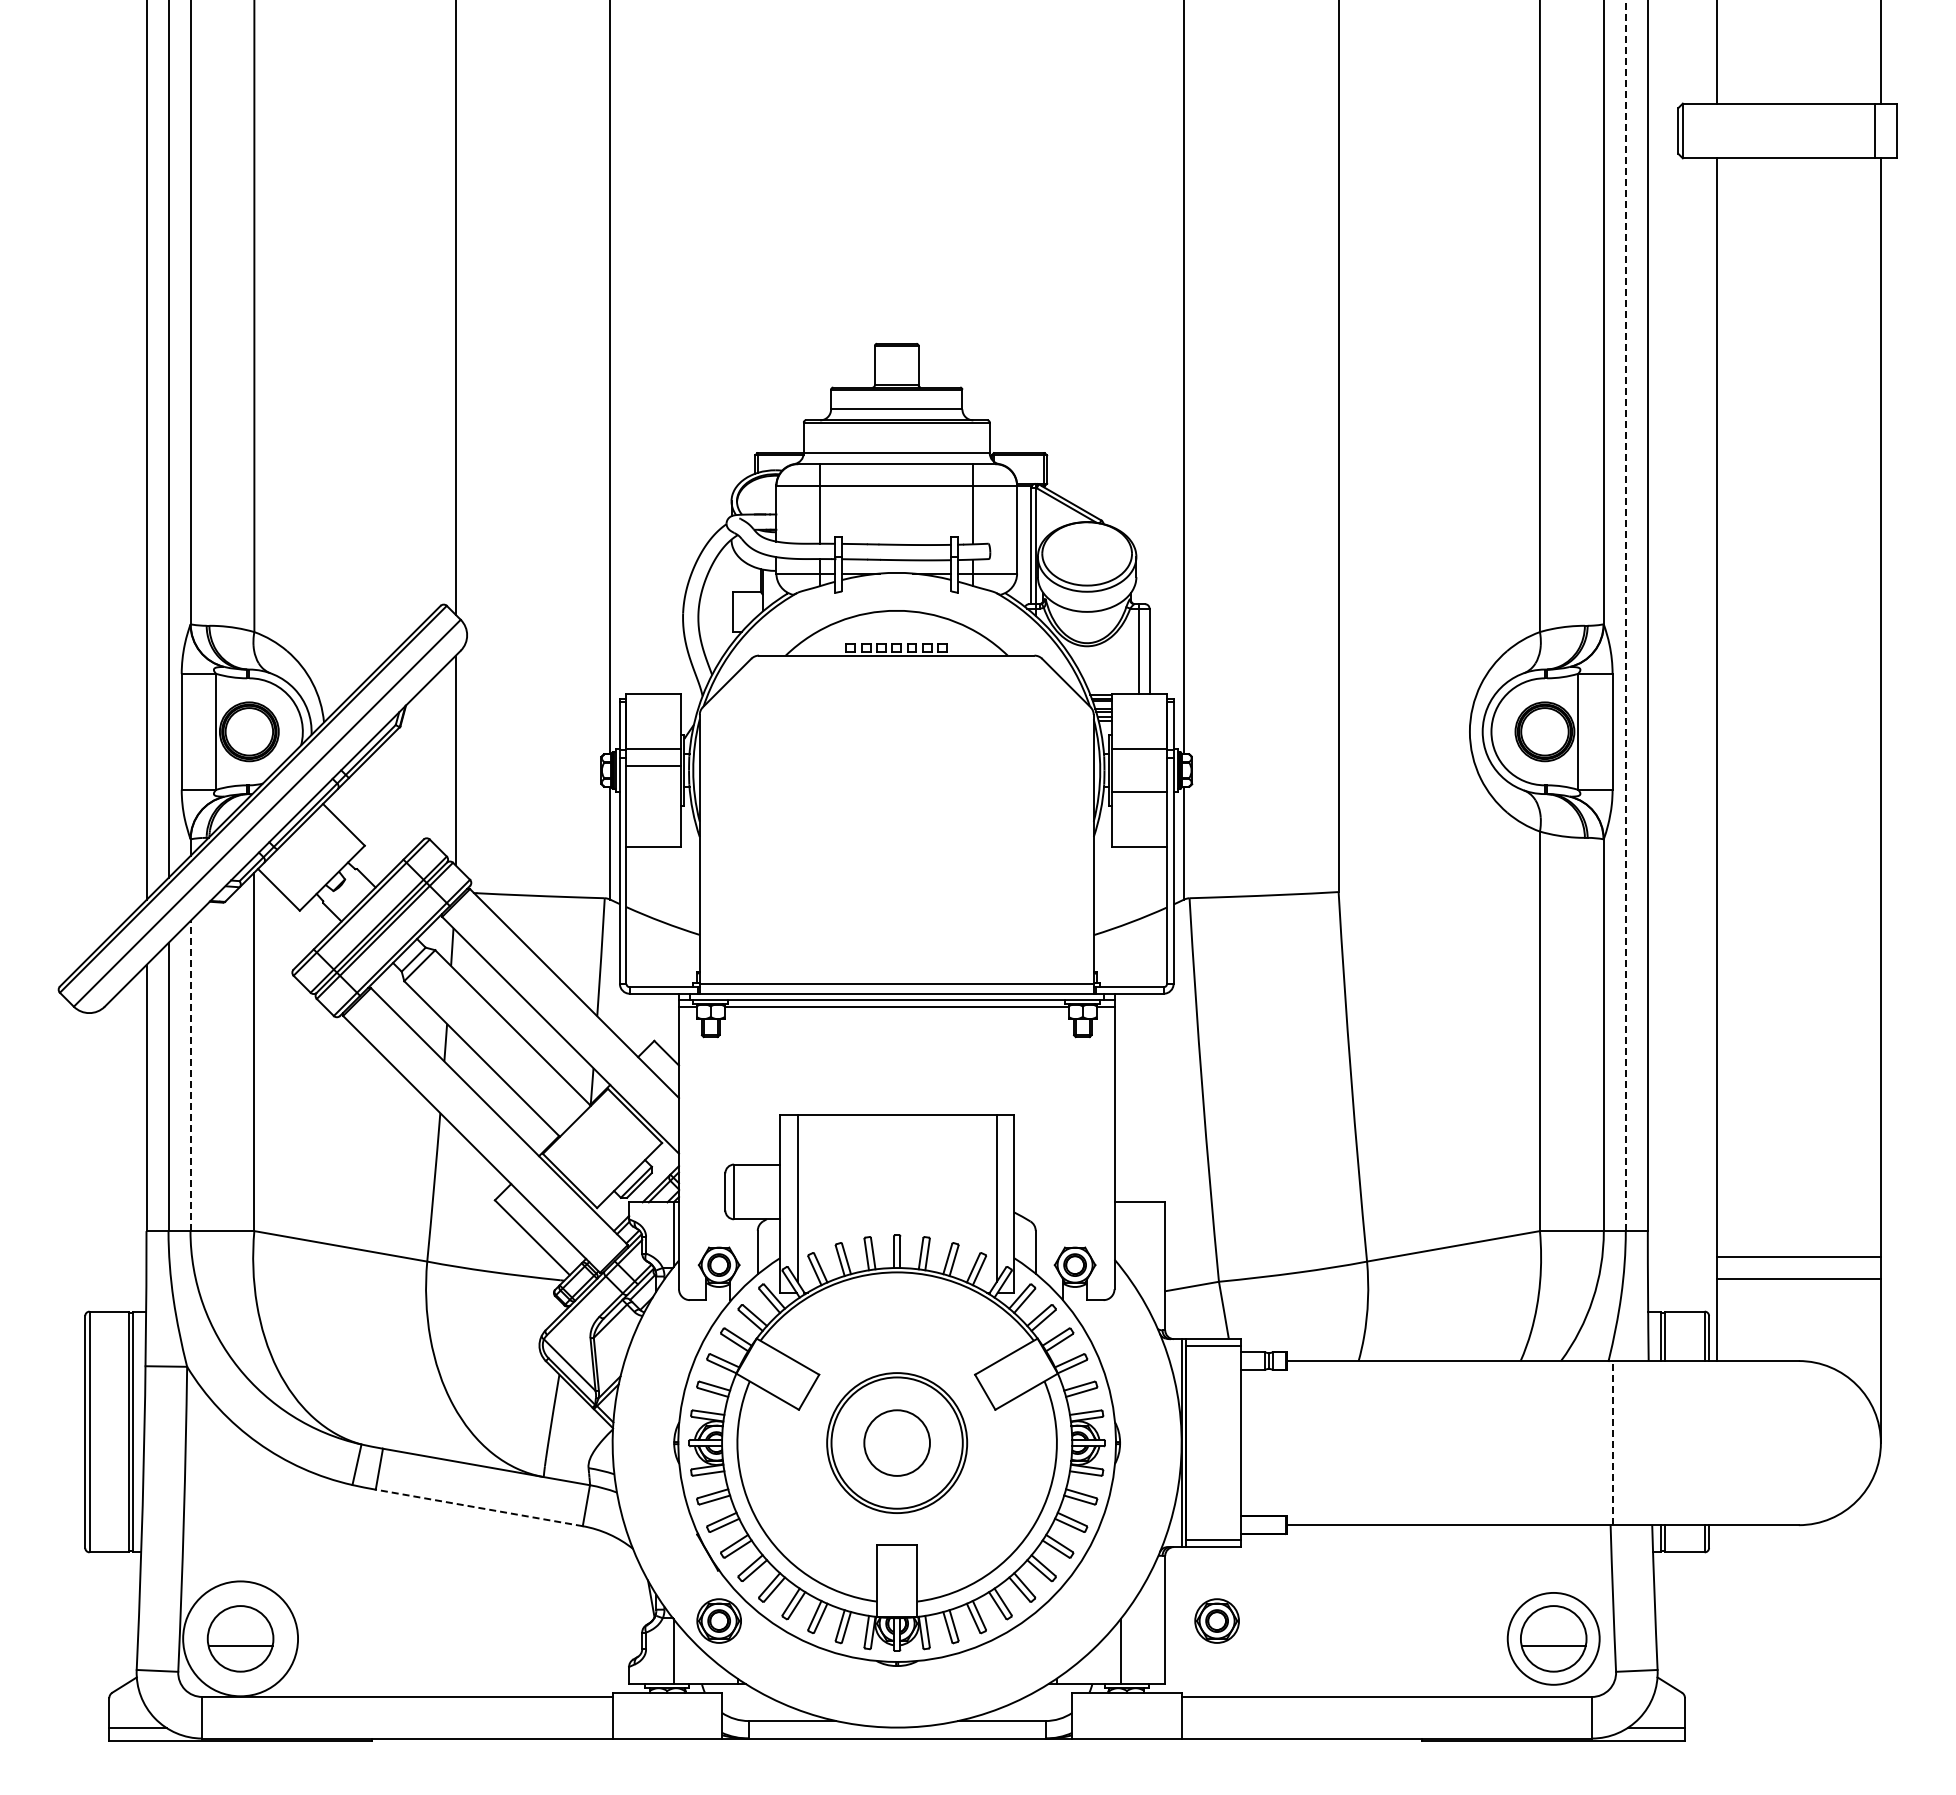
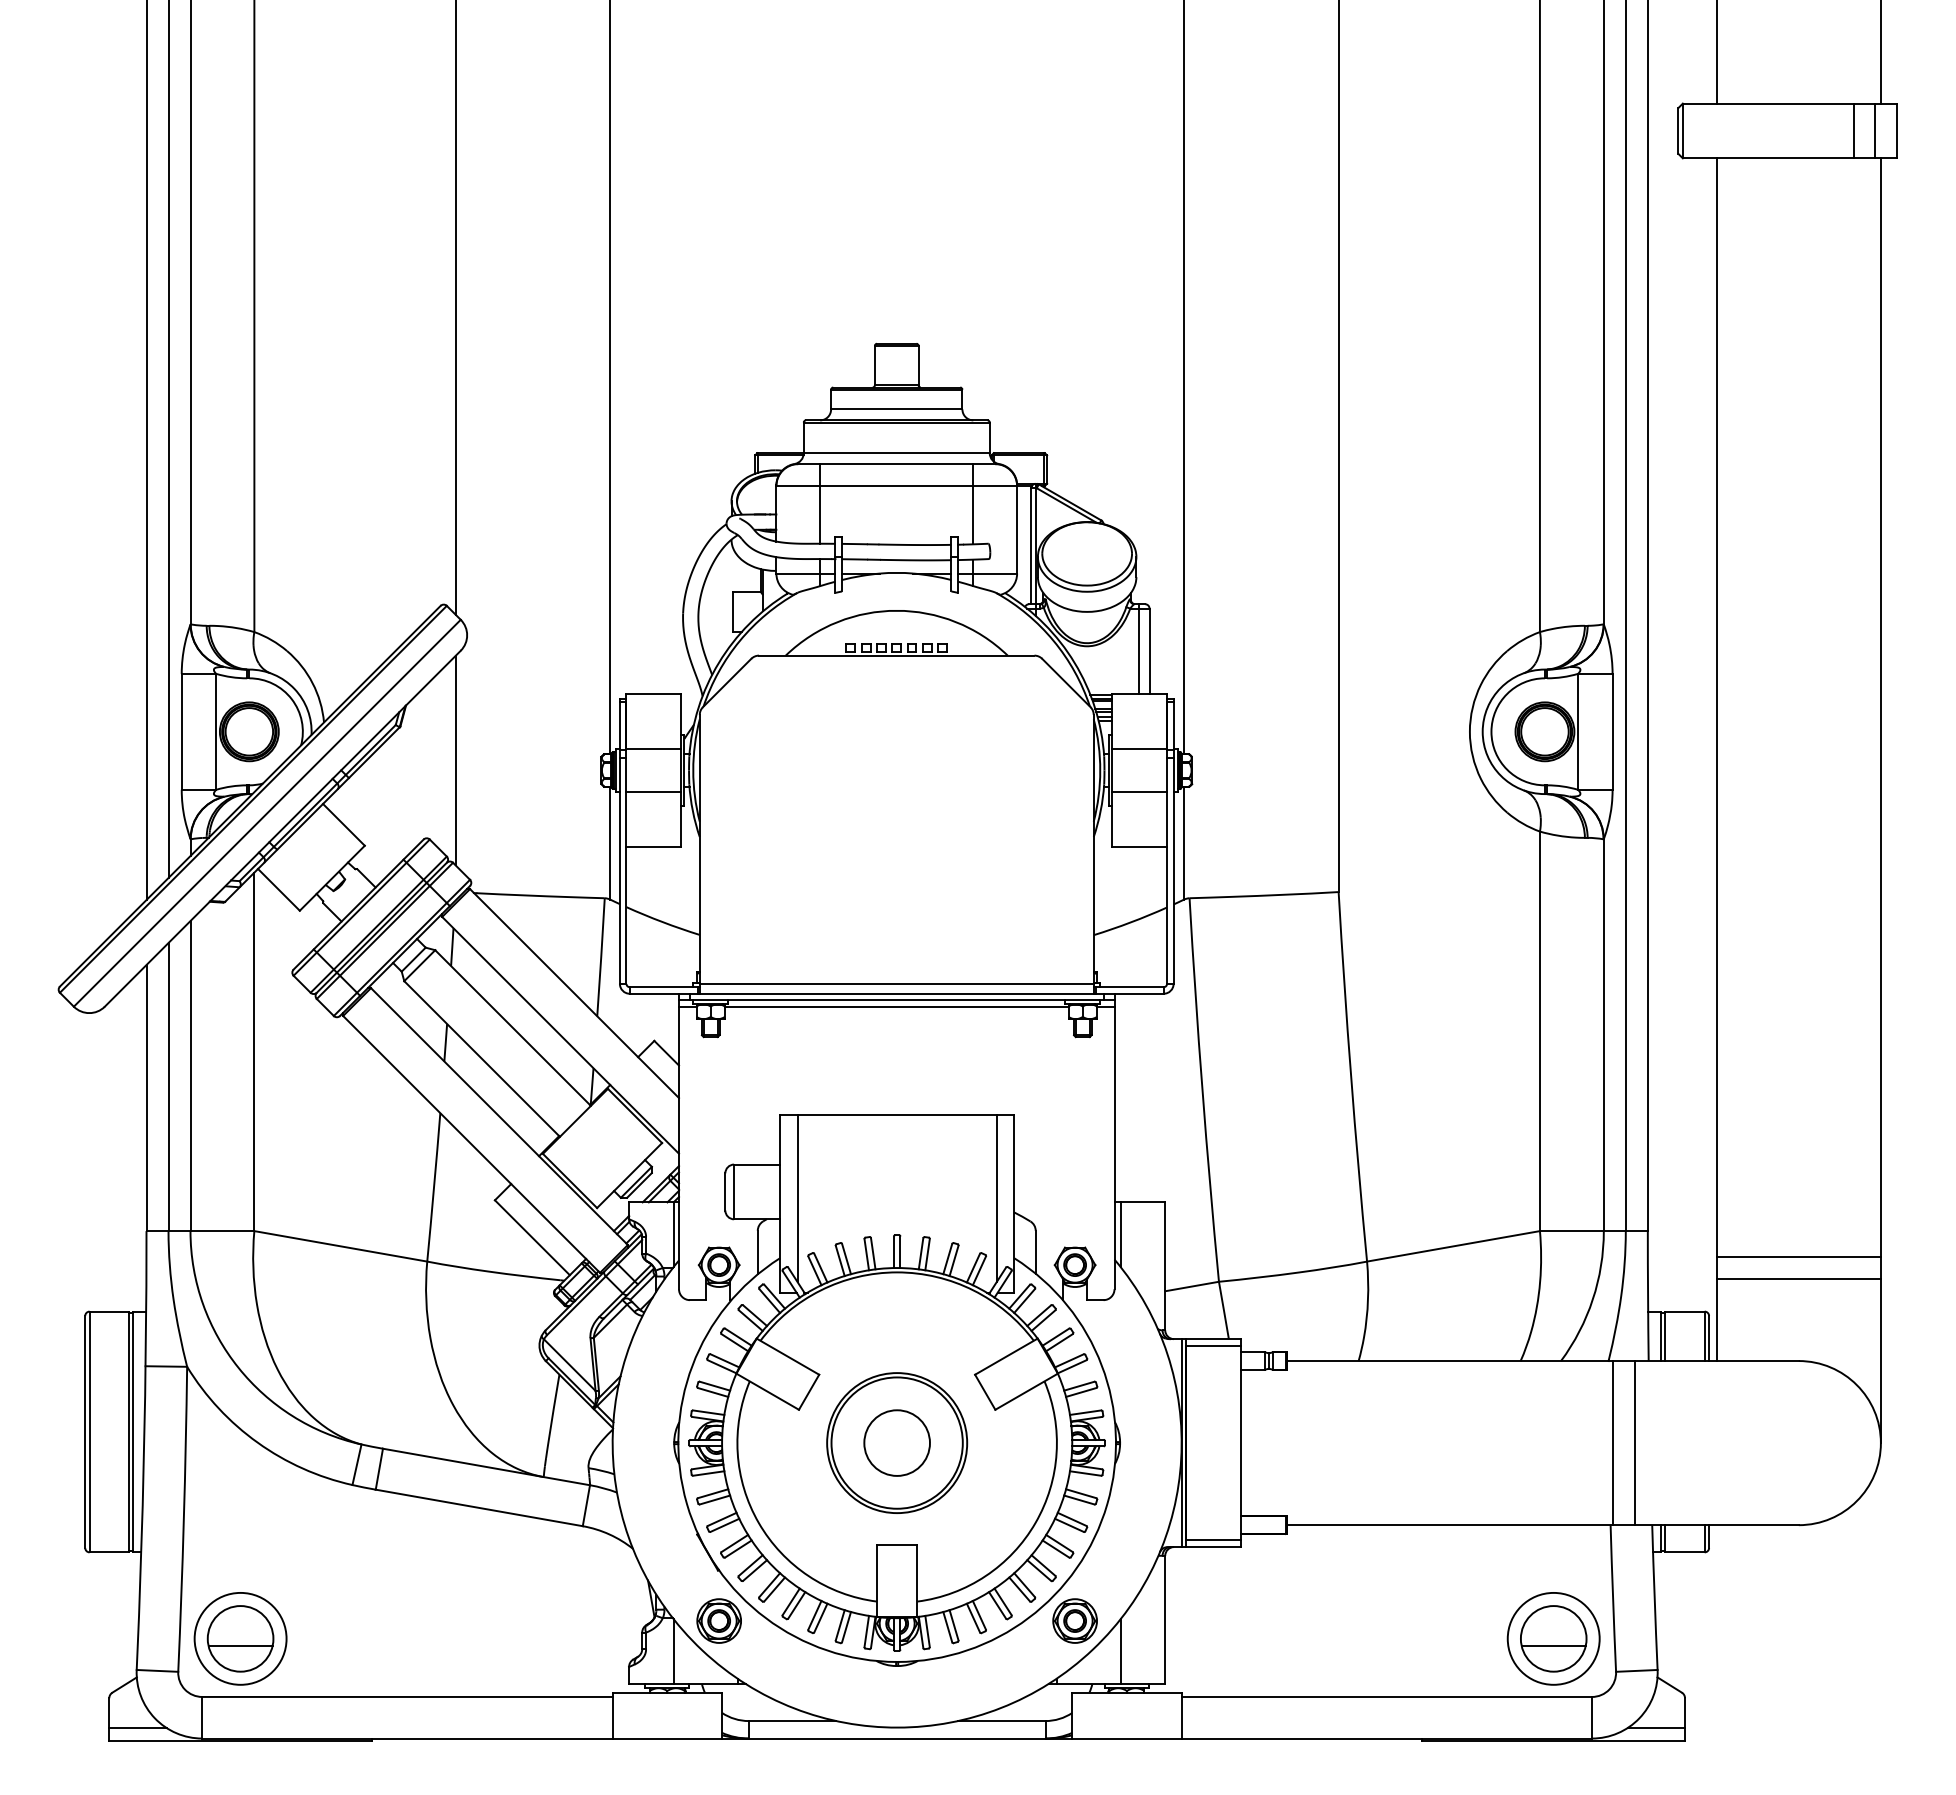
line: none -> present (1853, 130)
line: dashed -> solid (1625, 615)
line position: (653, 766) -> (653, 792) (653, 792)
line: dashed -> solid (190, 1075)
line: none -> present (1120, 1234)
line: dashed -> solid (1612, 1442)
line: none -> present (1634, 1443)
line: dashed -> solid (478, 1507)
part position: (1216, 1620) -> (1074, 1620) (1074, 1620)
circle diameter: 115 px -> 92 px (240, 1638)
